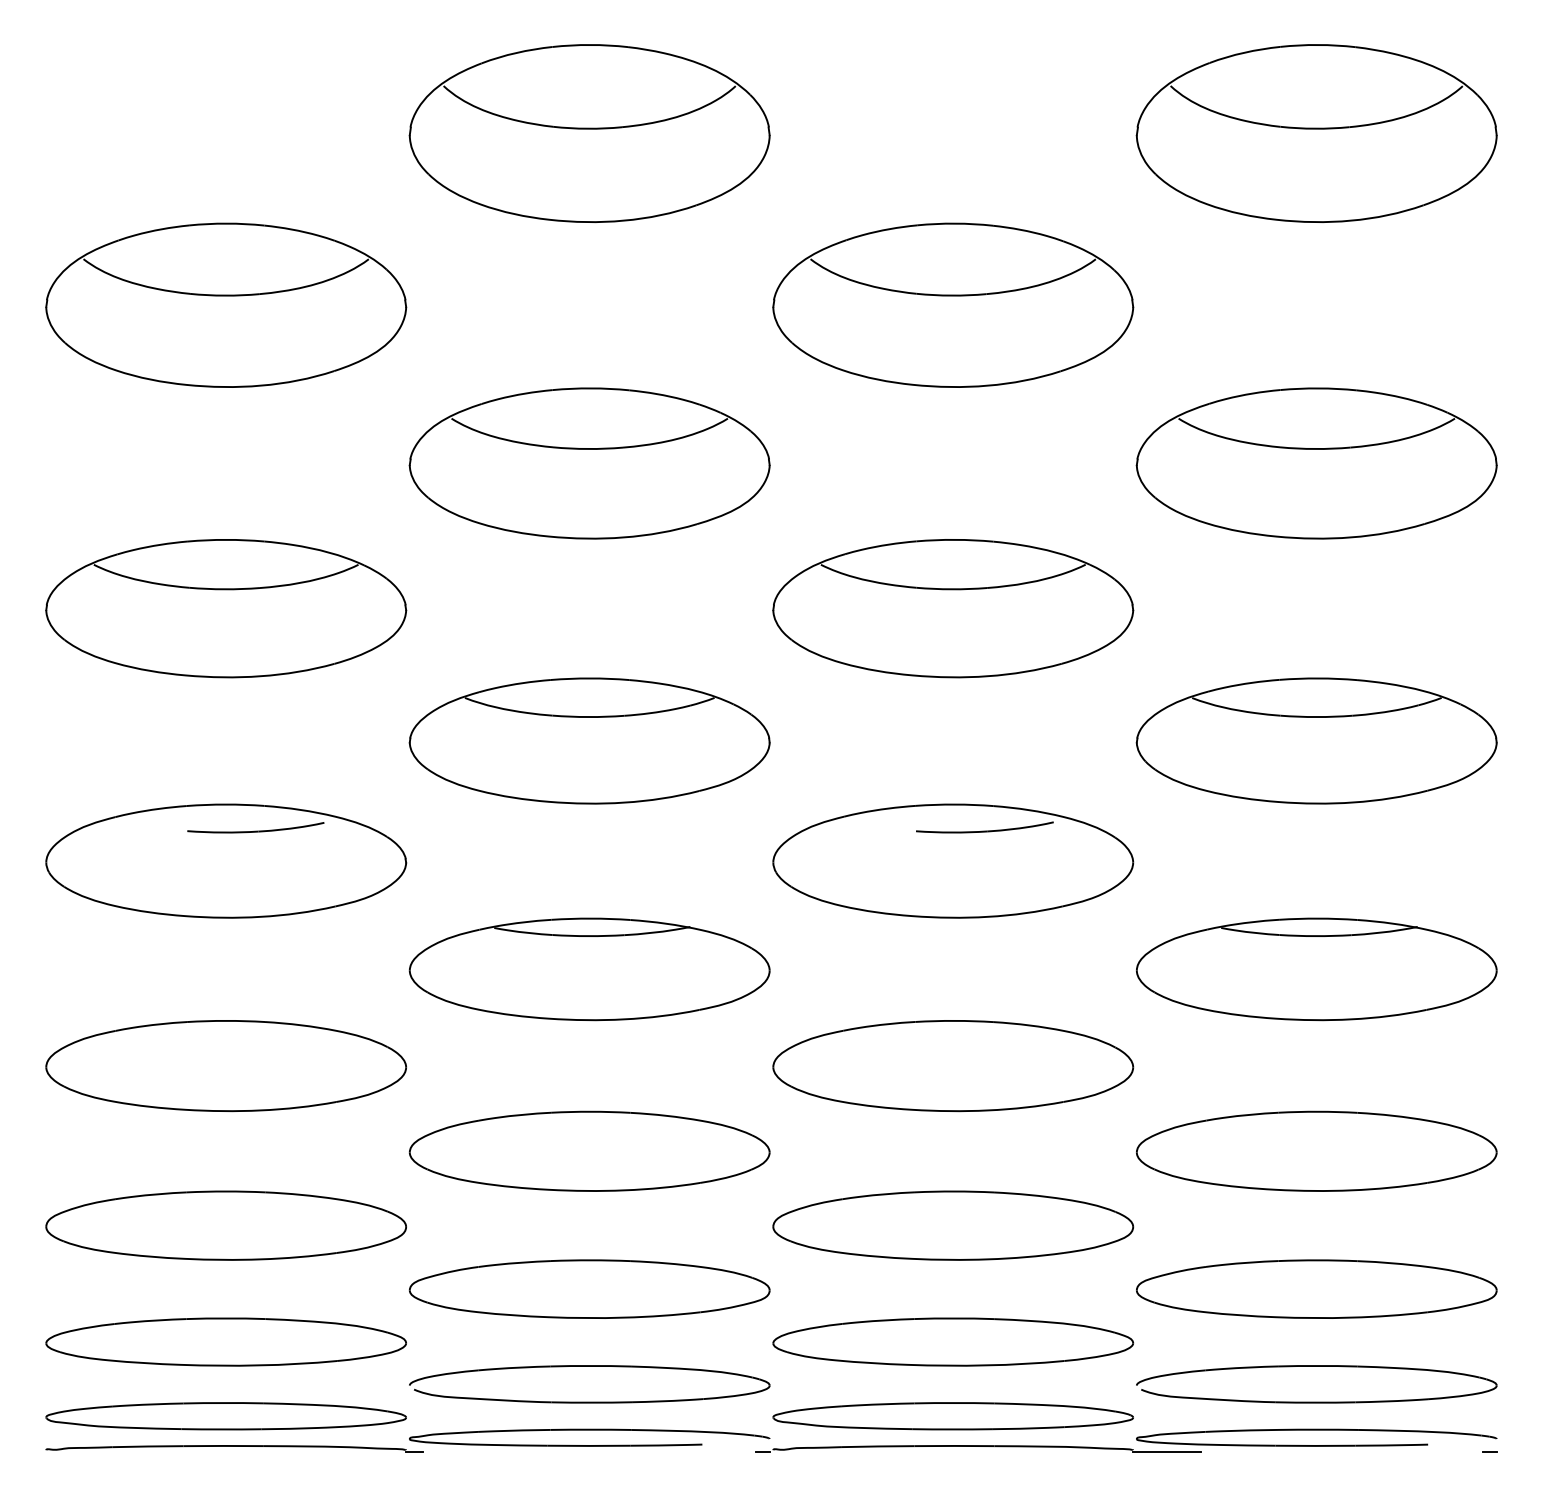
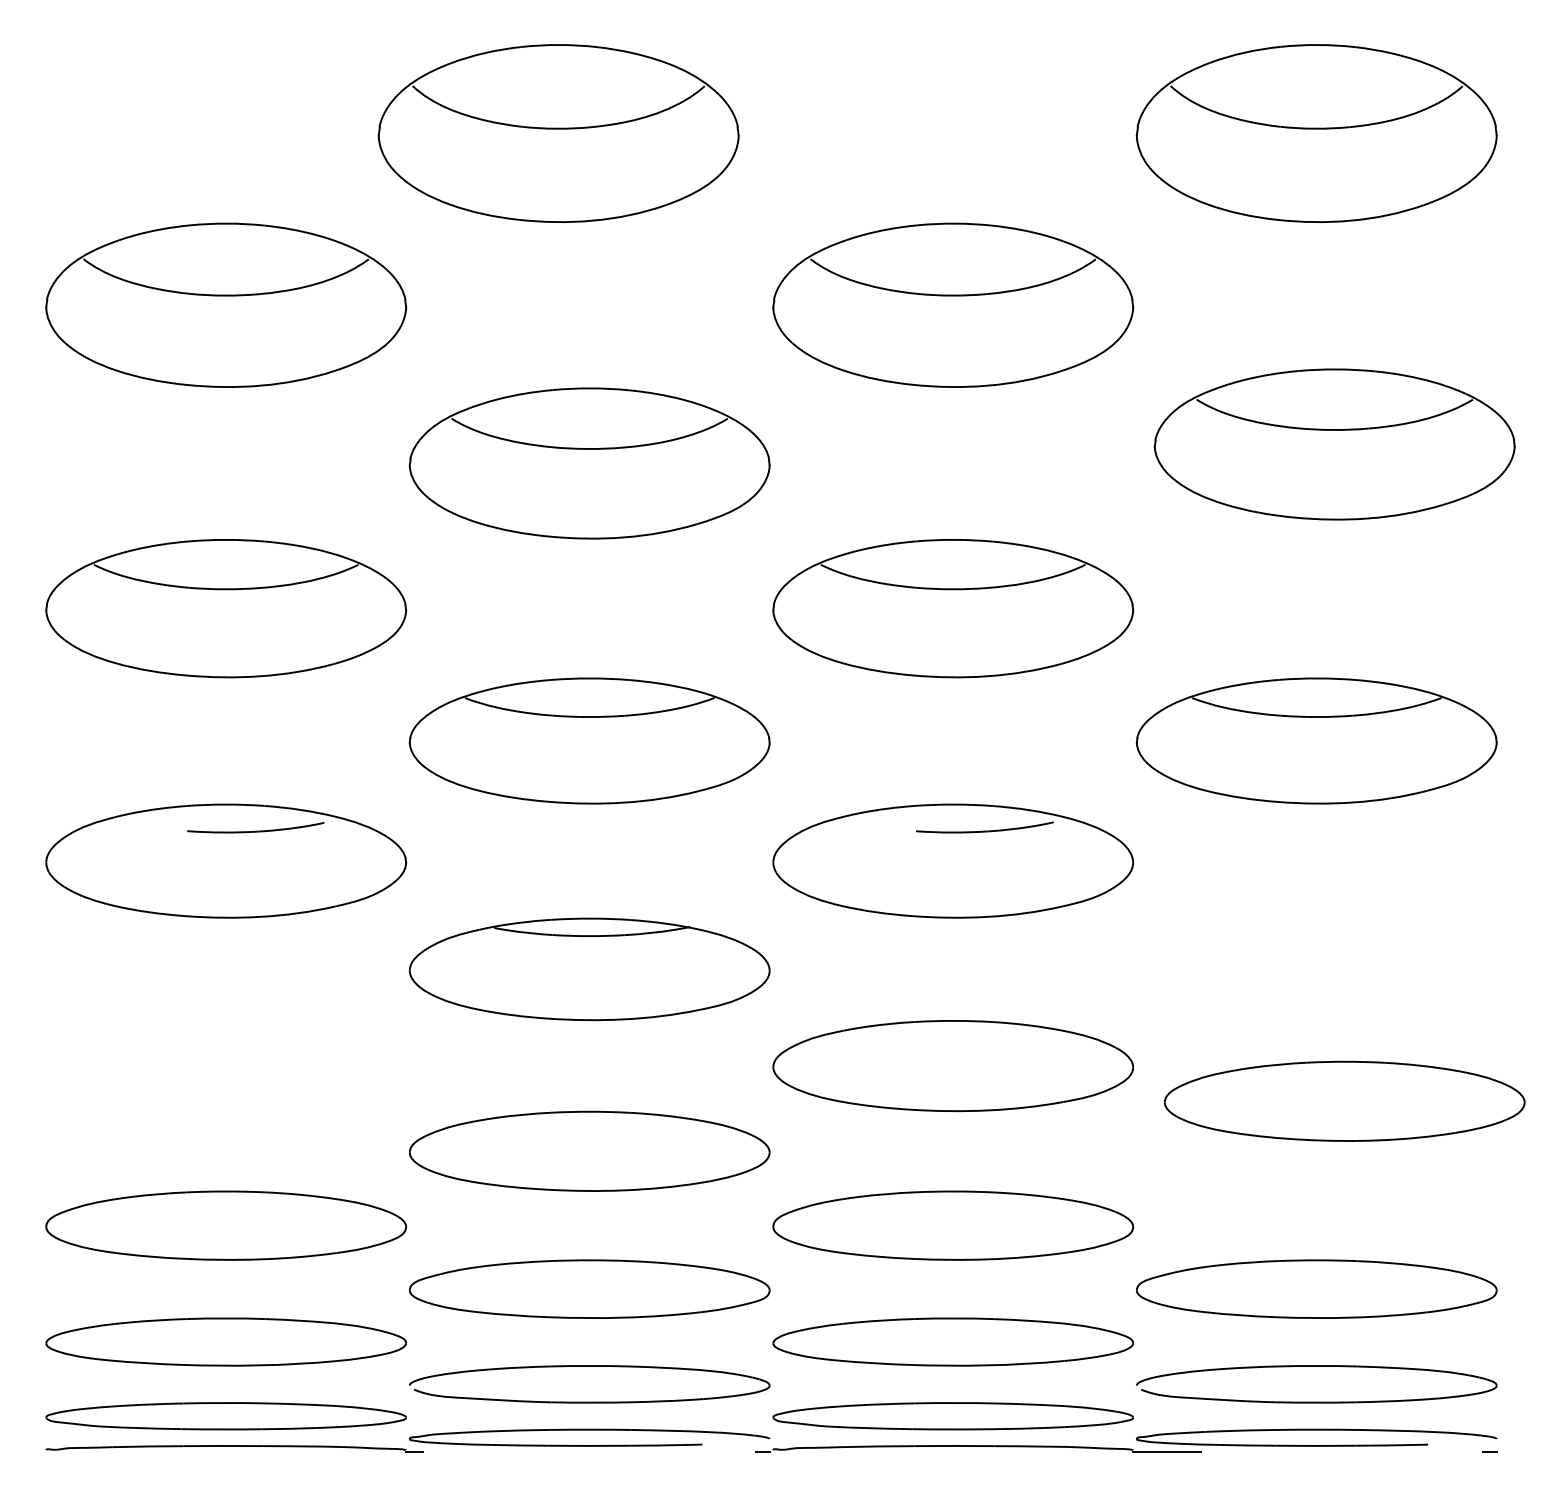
part position: (589, 133) -> (558, 133) (558, 133)
part position: (1316, 463) -> (1334, 444) (1334, 444)
part: present -> none (1316, 969)
part: present -> none (225, 1066)
part position: (1316, 1150) -> (1344, 1100) (1344, 1100)
